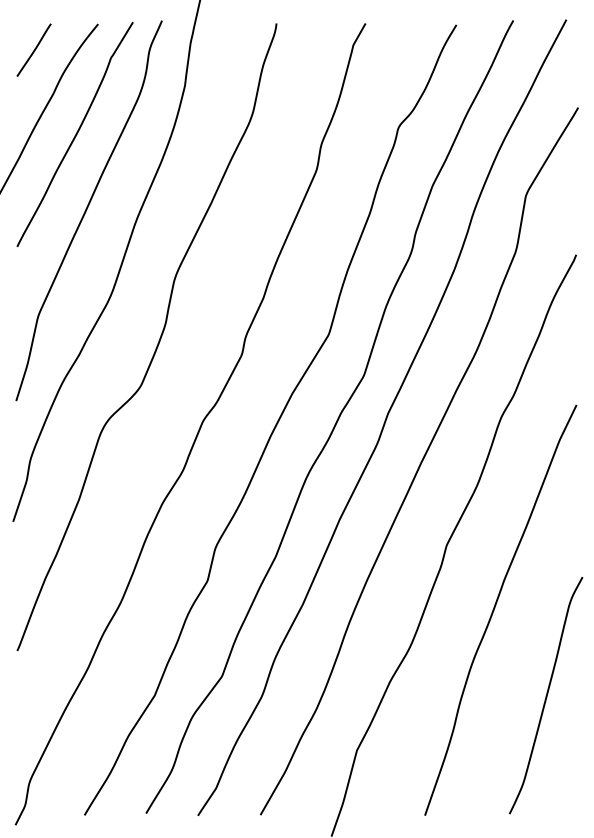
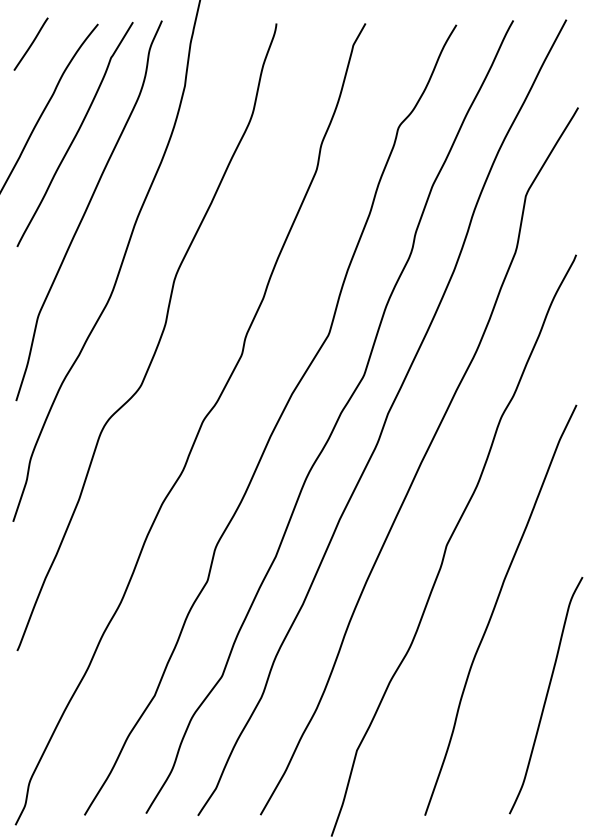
line position: (34, 49) -> (31, 43) (31, 43)
